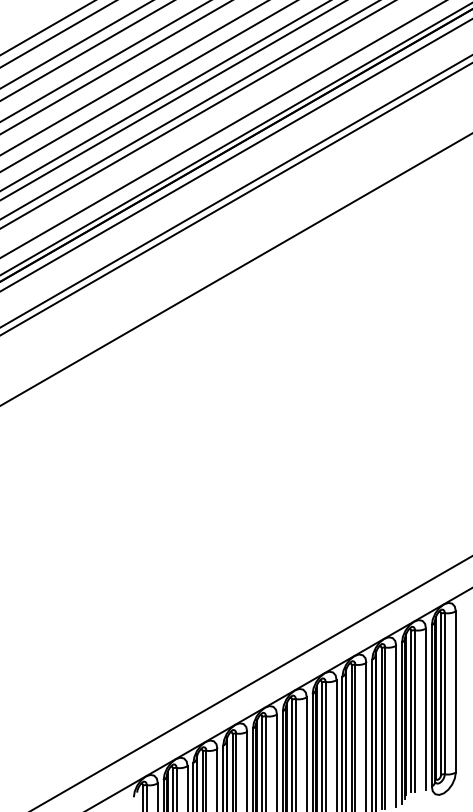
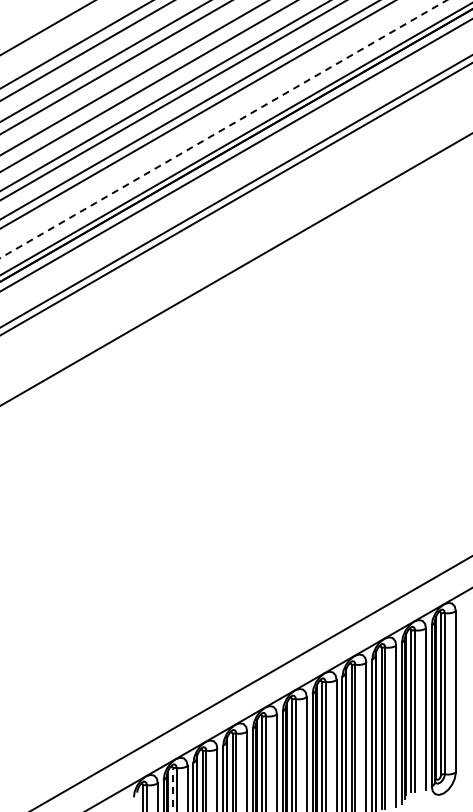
line: present -> none (57, 34)
line: solid -> dashed (223, 129)
line: solid -> dashed (172, 789)
